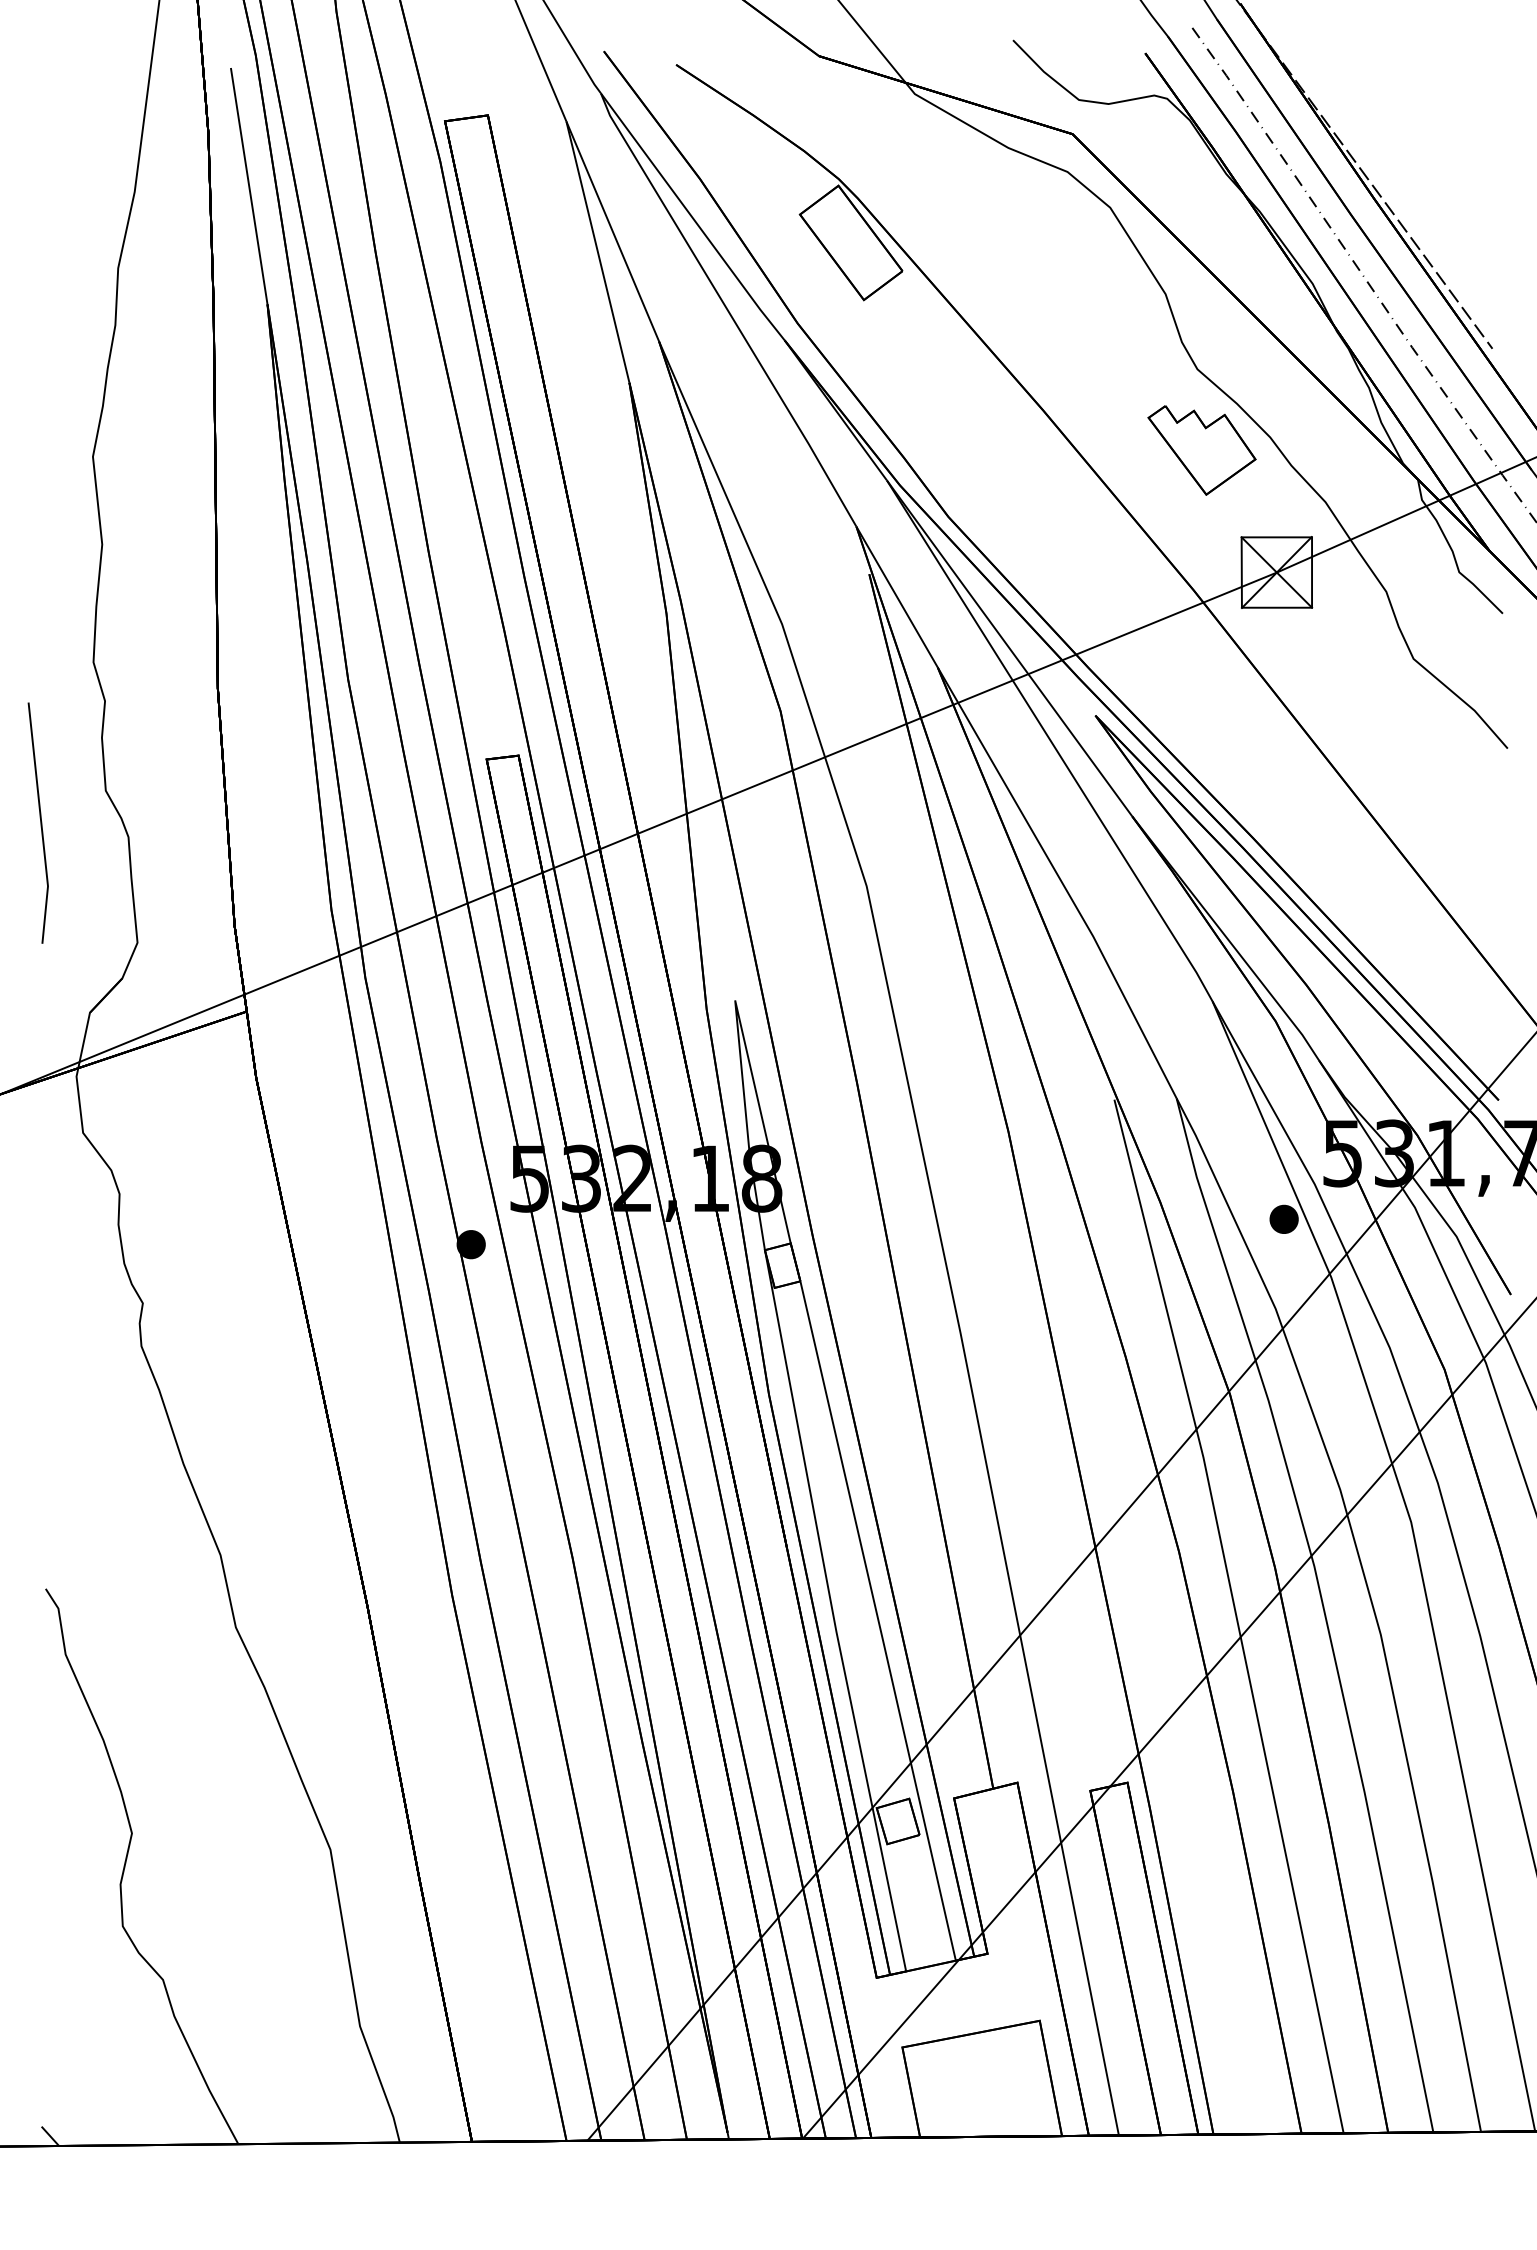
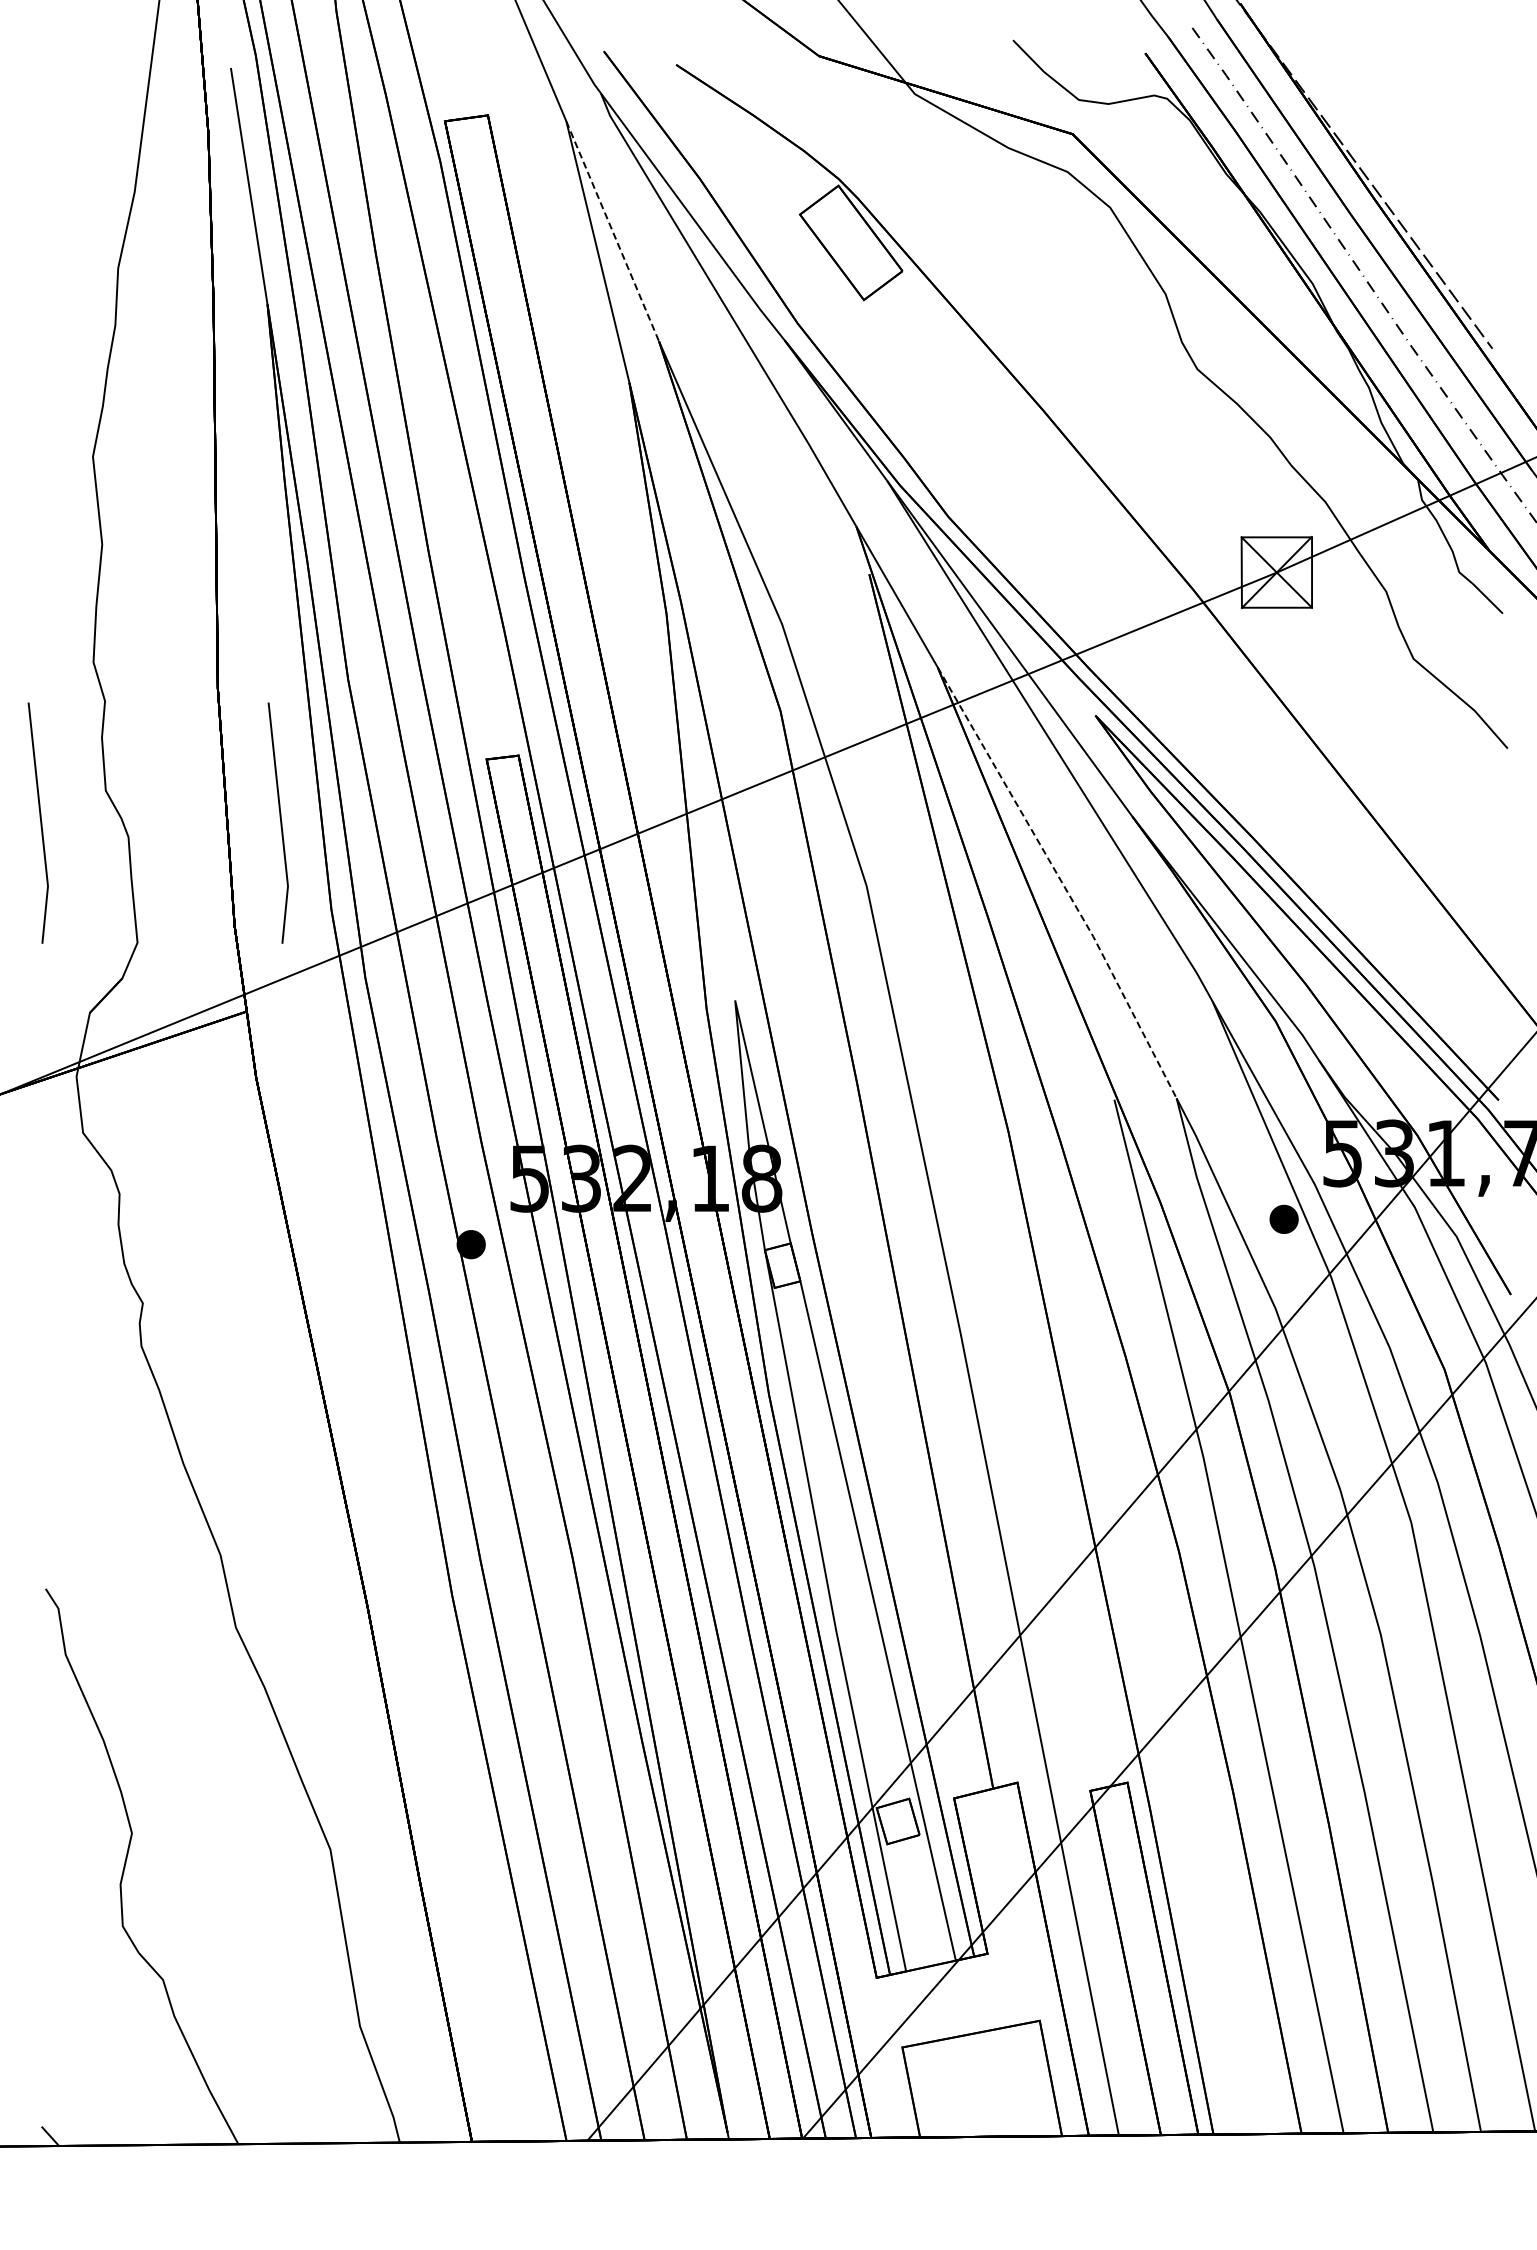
line: solid -> dashed (612, 231)
part: present -> none (1201, 450)
line: none -> present (280, 822)
line: solid -> dashed (1061, 881)
